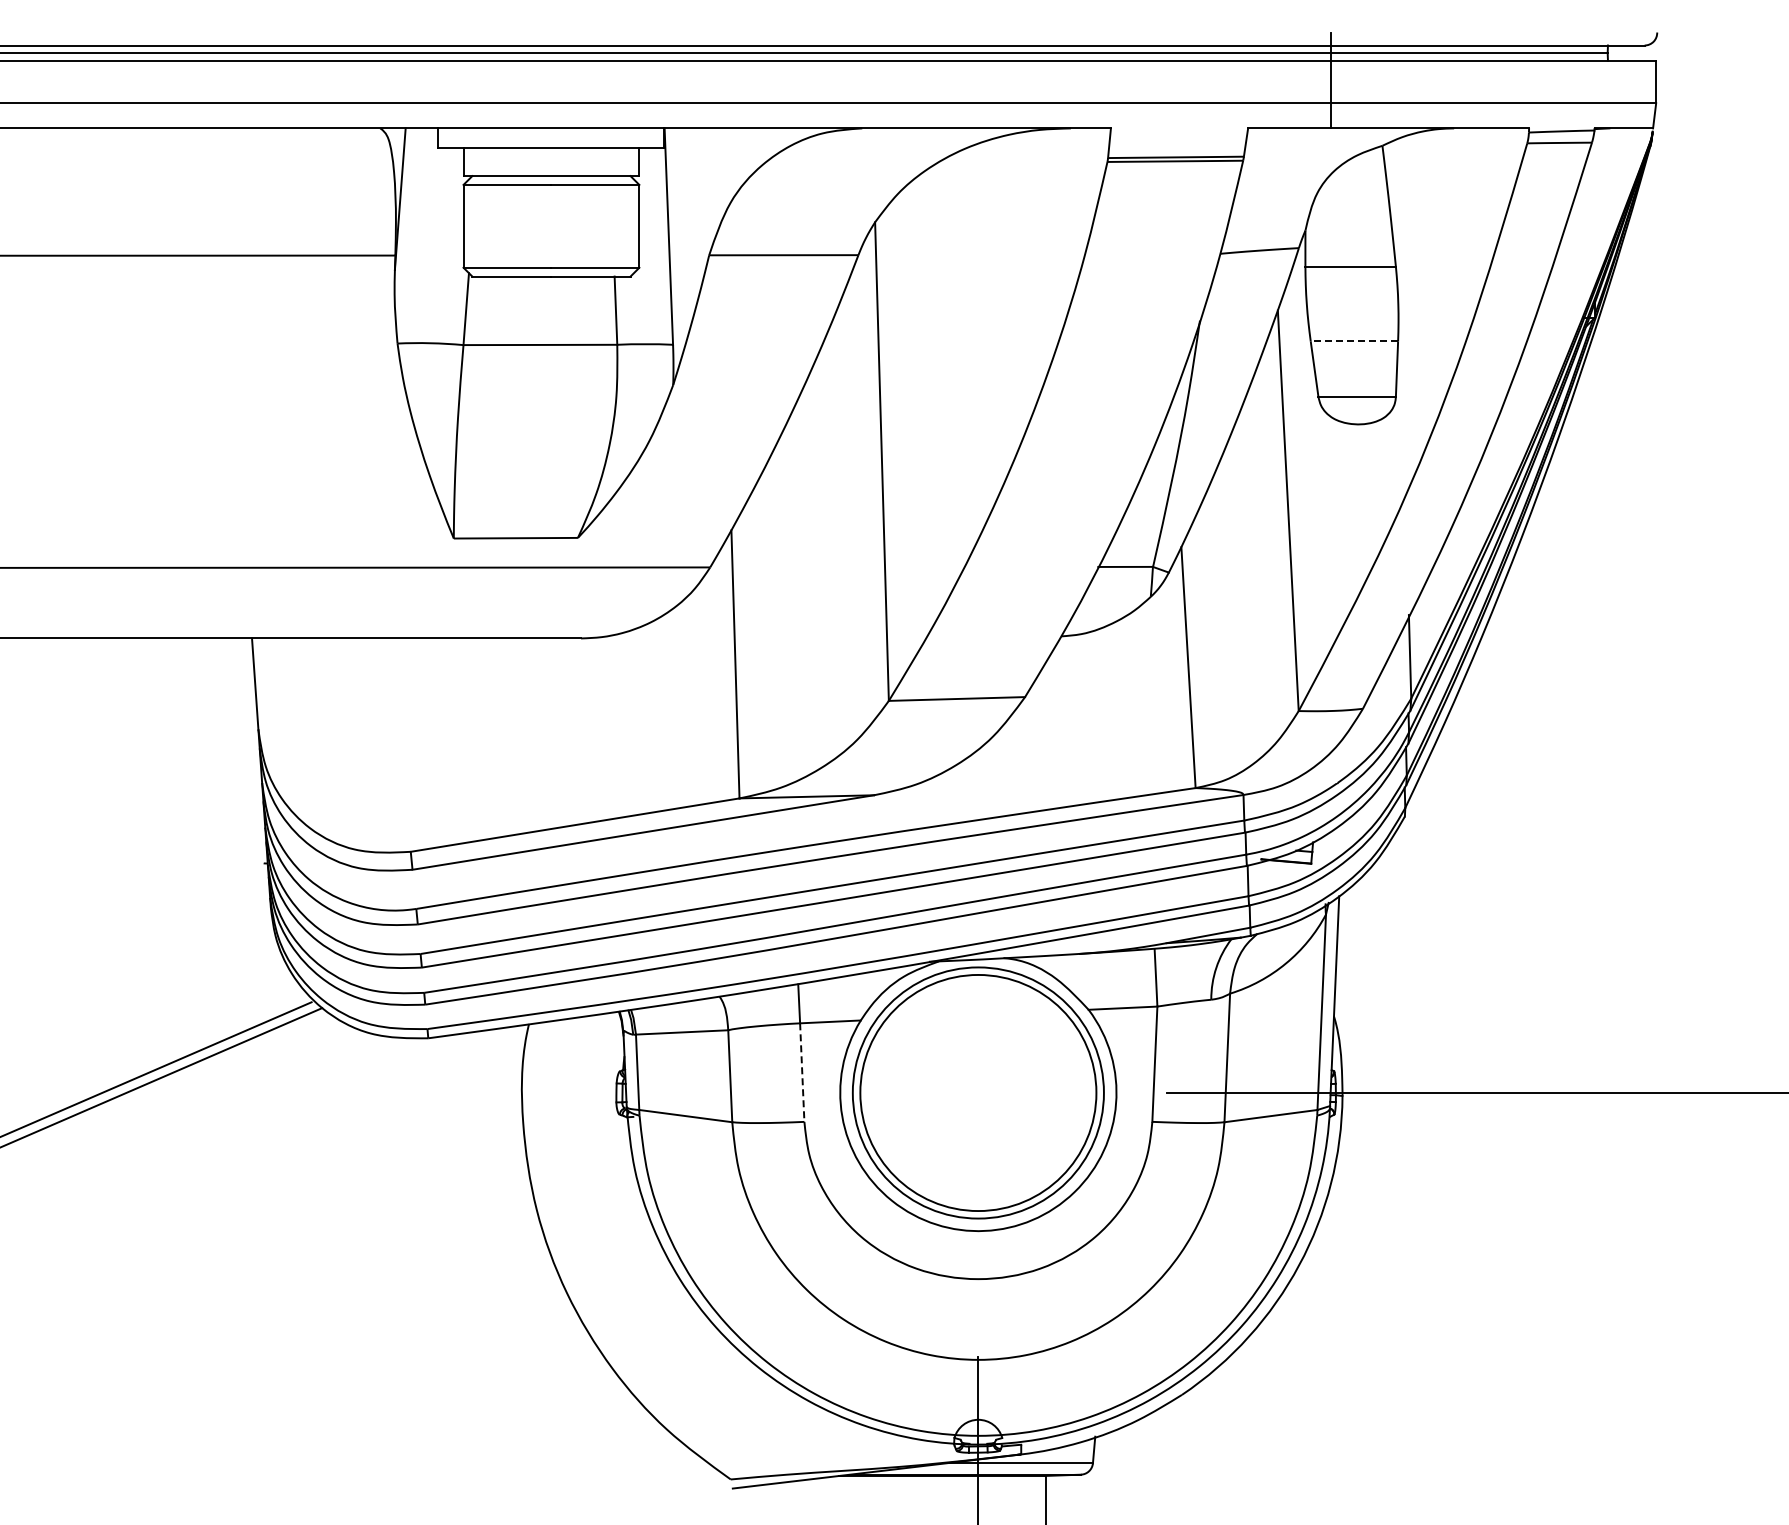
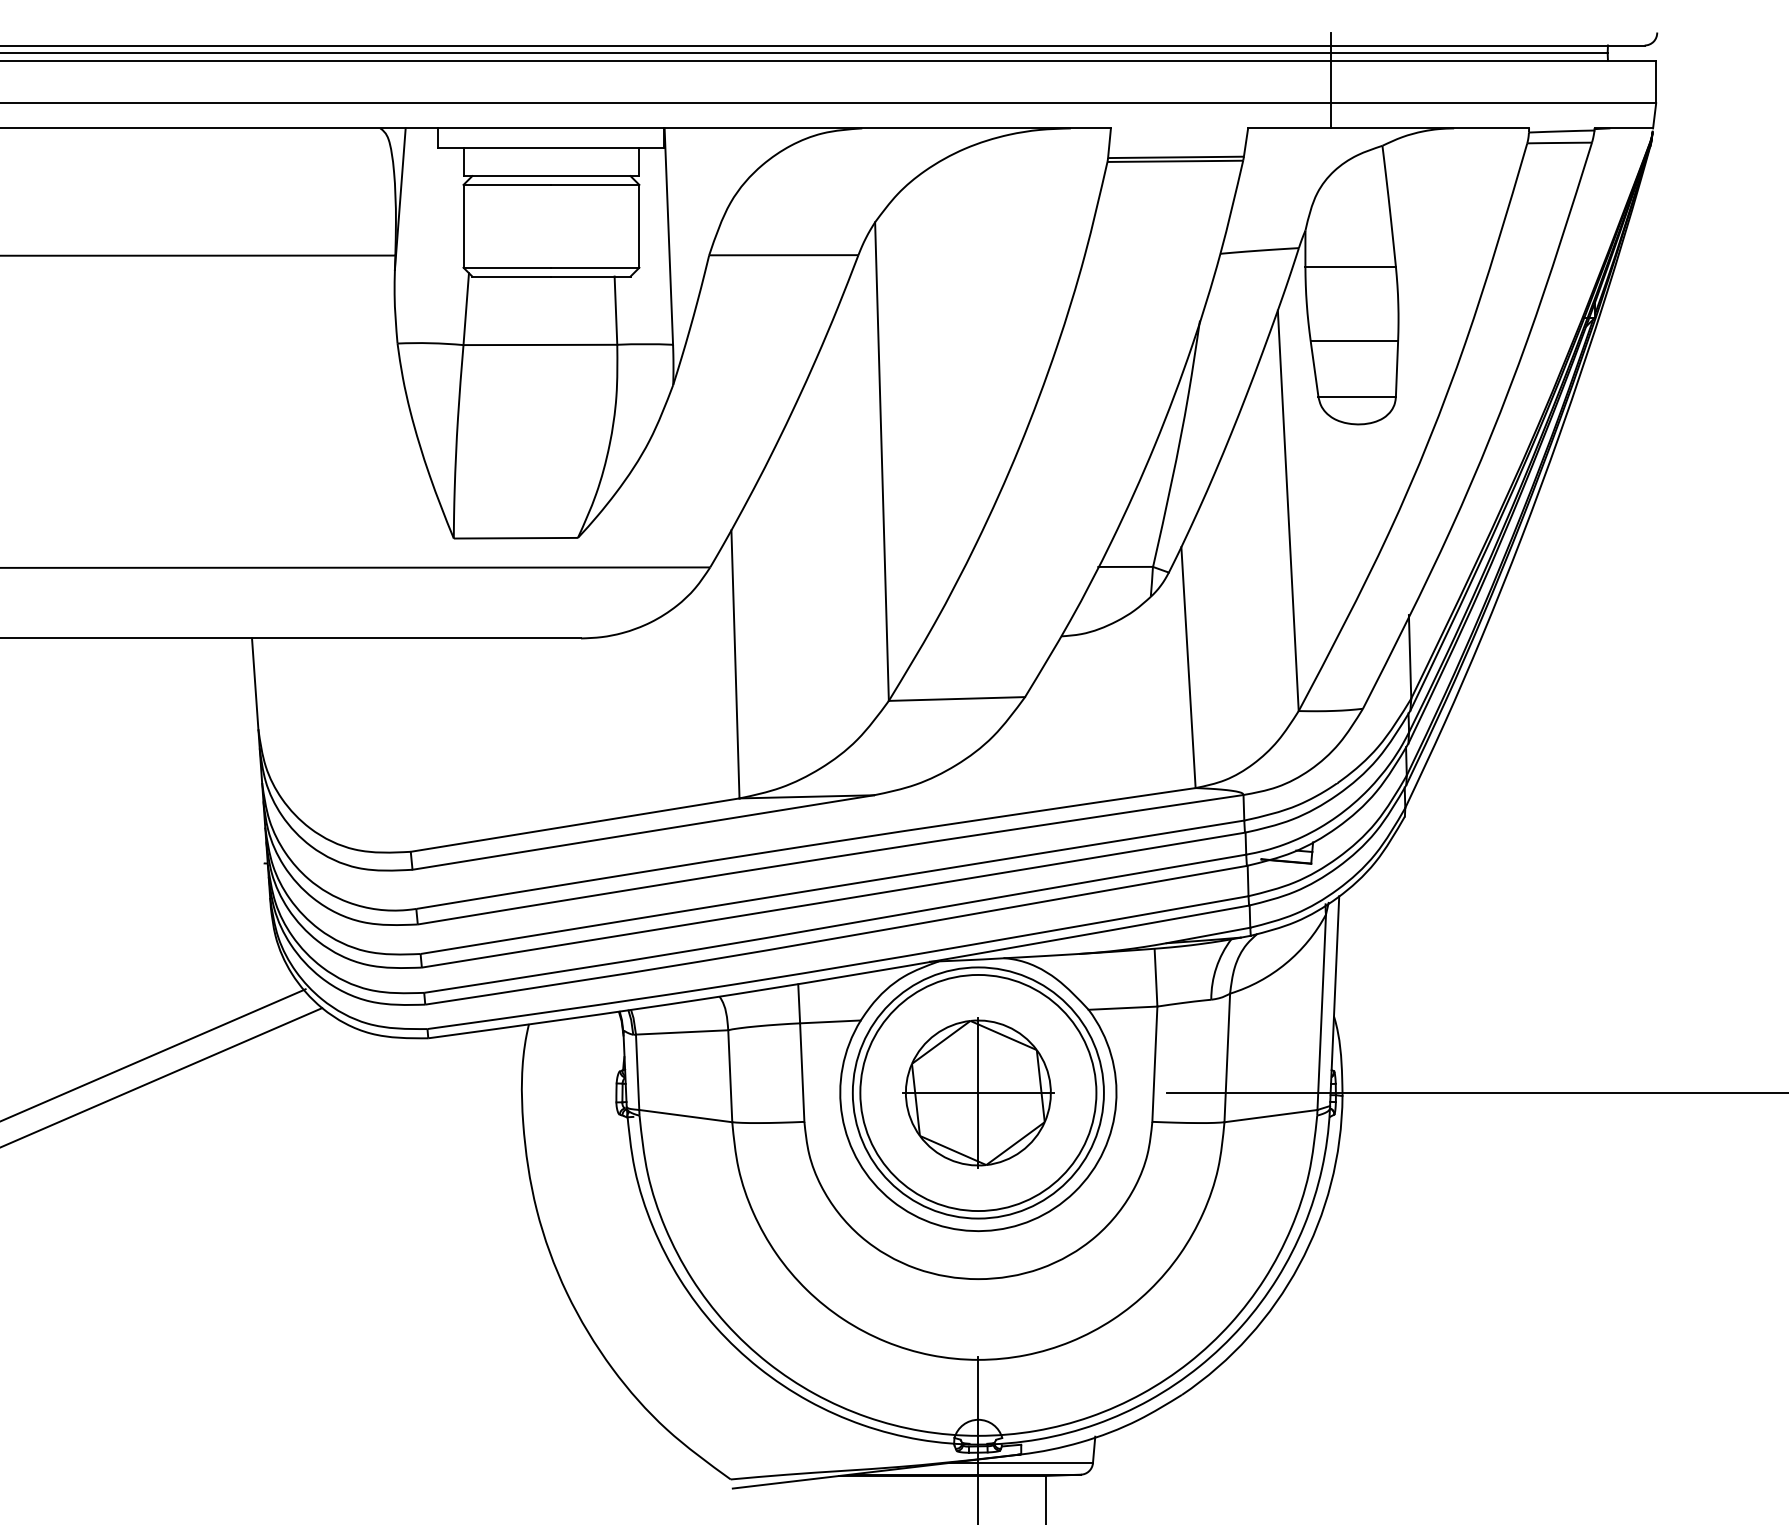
line: dashed -> solid (1354, 341)
line position: (156, 1069) -> (153, 1054) (153, 1054)
line: dashed -> solid (802, 1073)
part: none -> present (978, 1092)
